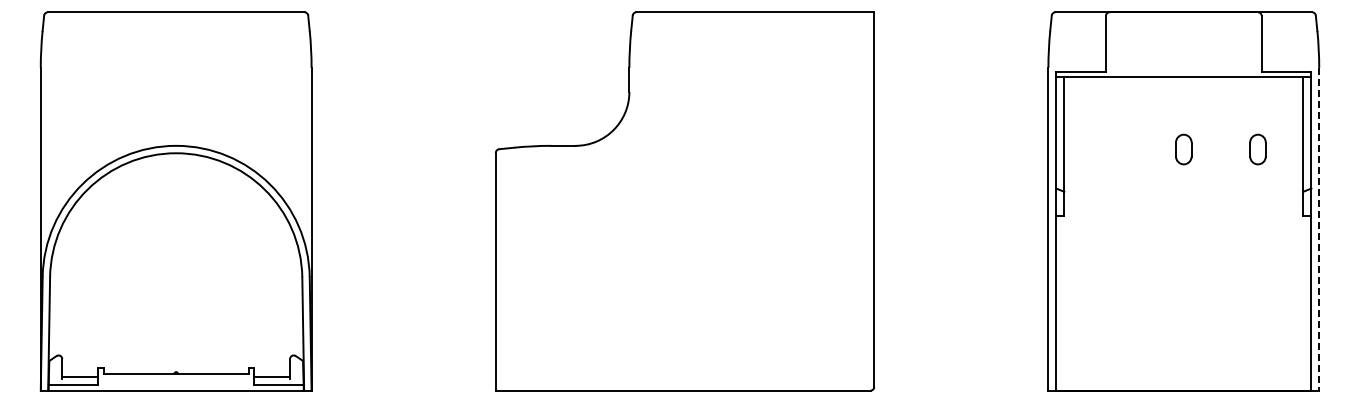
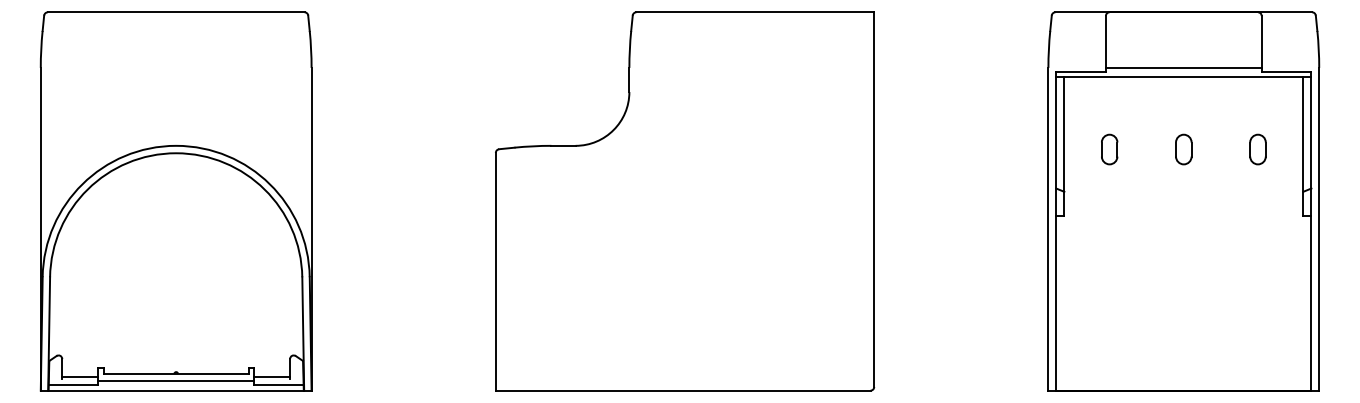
line: none -> present (1183, 67)
part: none -> present (1109, 149)
line: dashed -> solid (1319, 229)
line: none -> present (176, 381)
